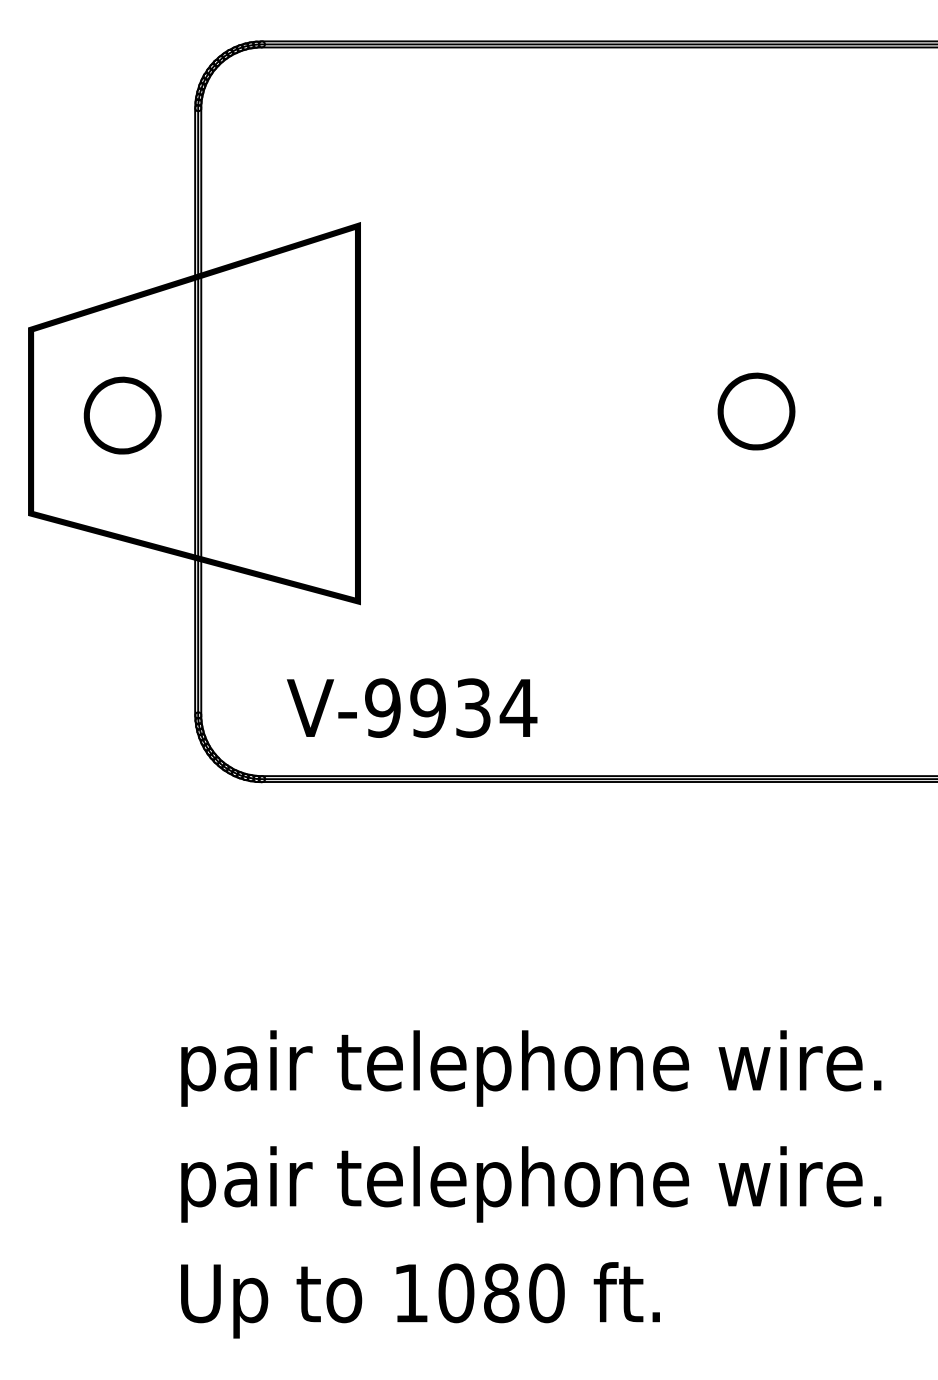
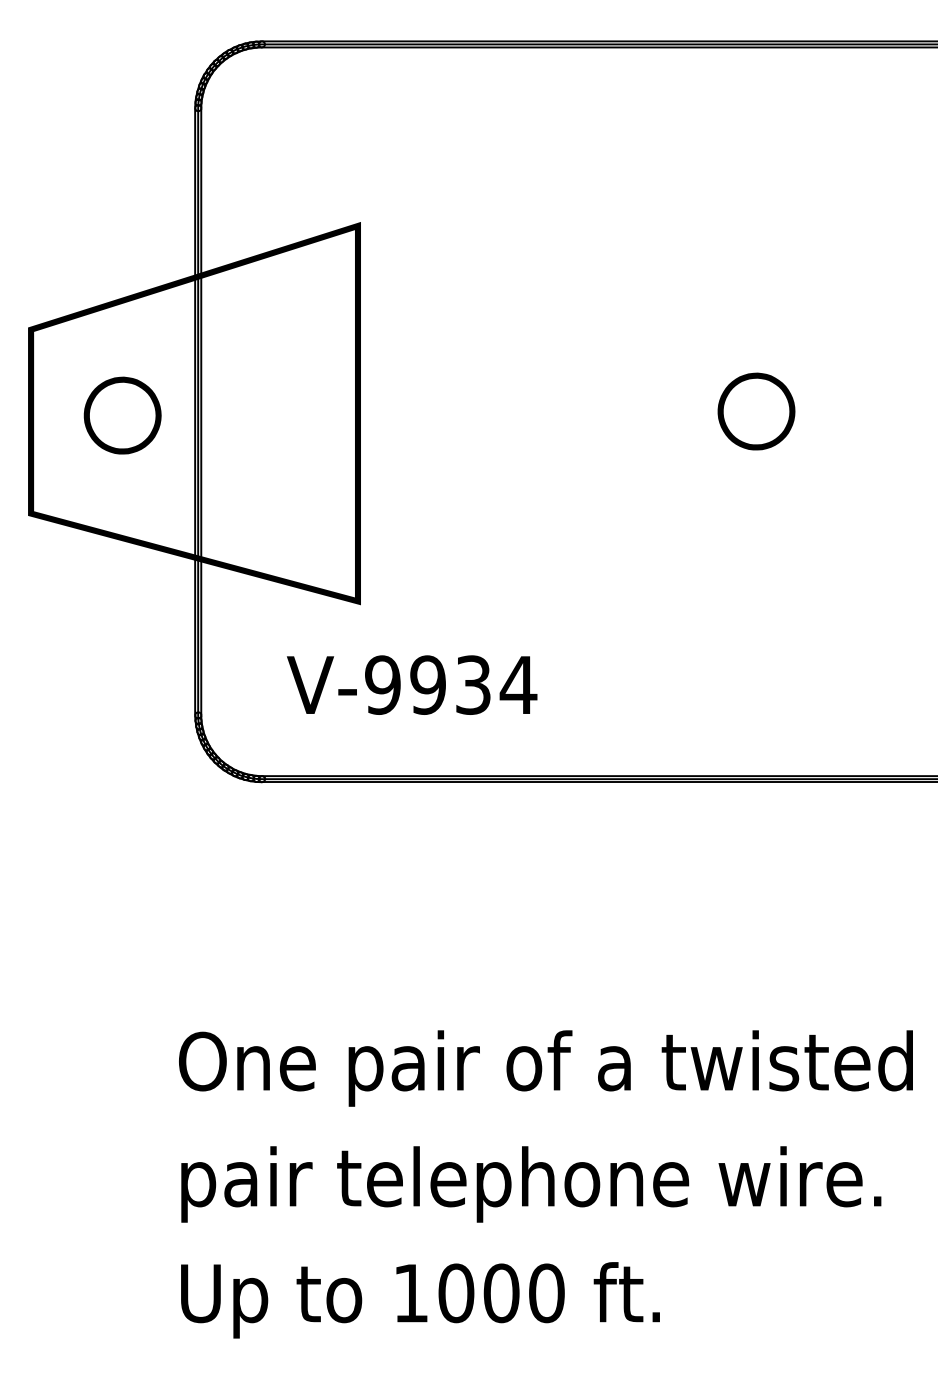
text position: (412, 707) -> (412, 684) (412, 684)
text: pair telephone wire. -> One pair of a twisted (545, 1068)
text: 1080 -> 1000 (501, 1292)
